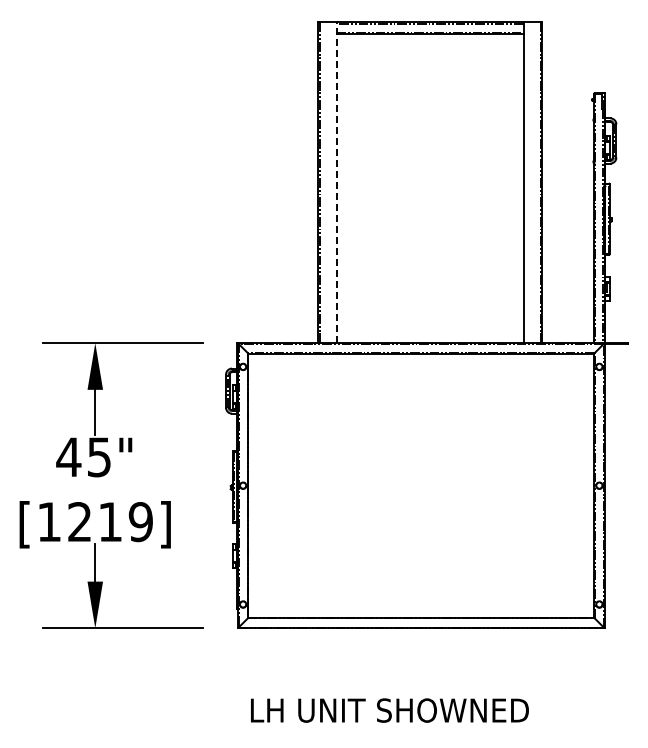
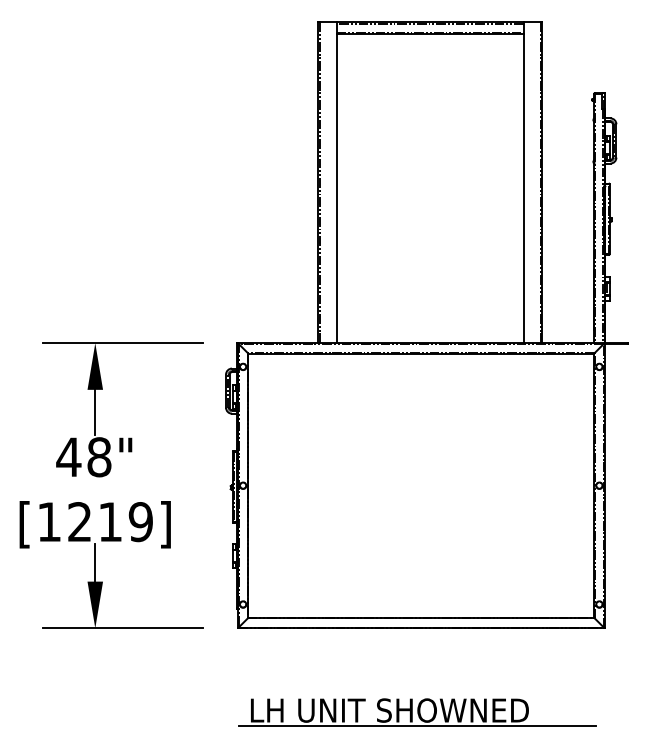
line: dashed -> solid (336, 182)
text: 45" -> 48" (99, 457)
line: none -> present (417, 725)
